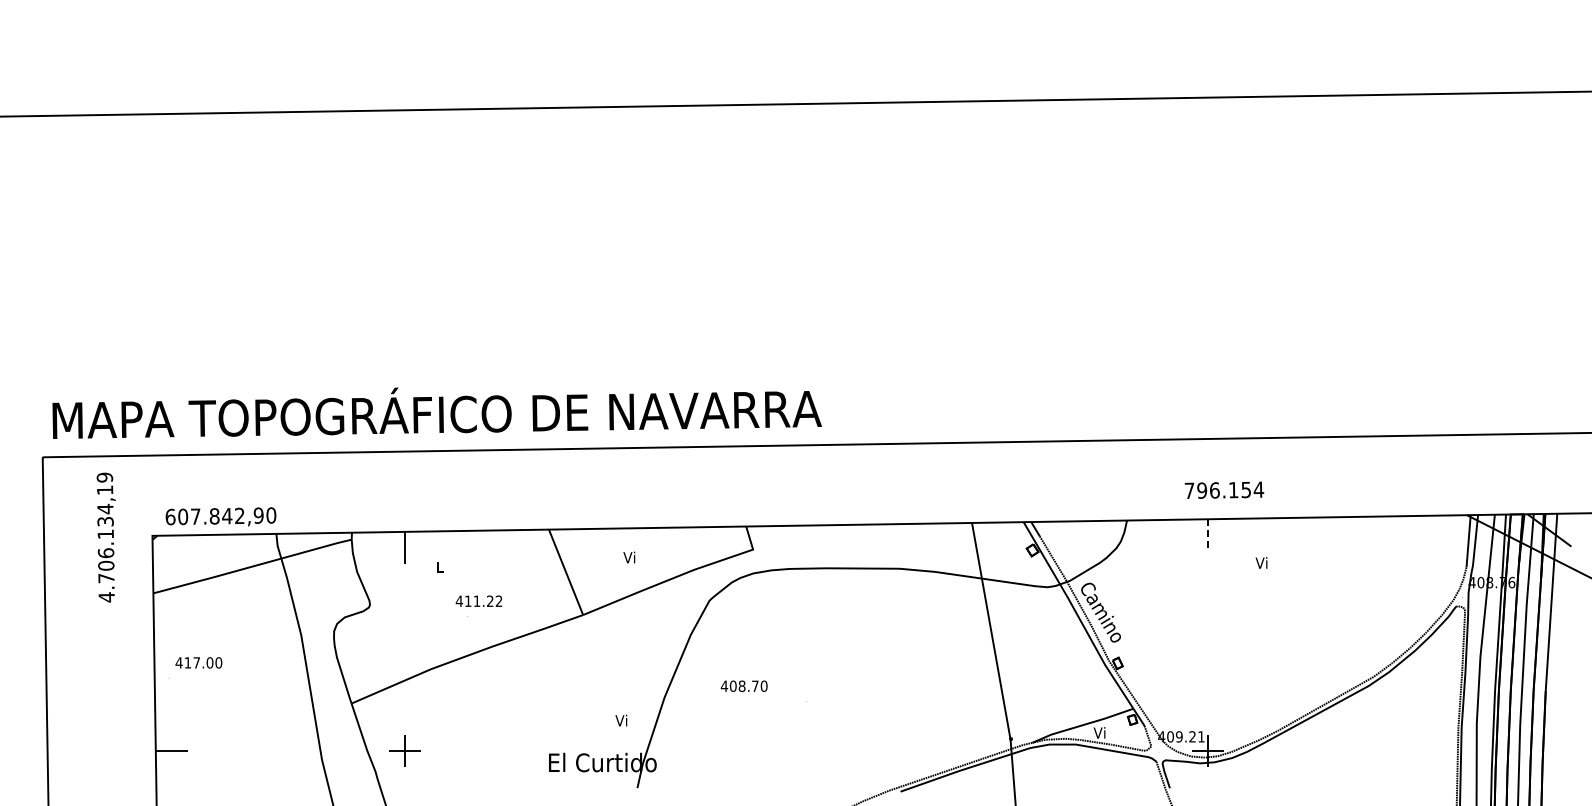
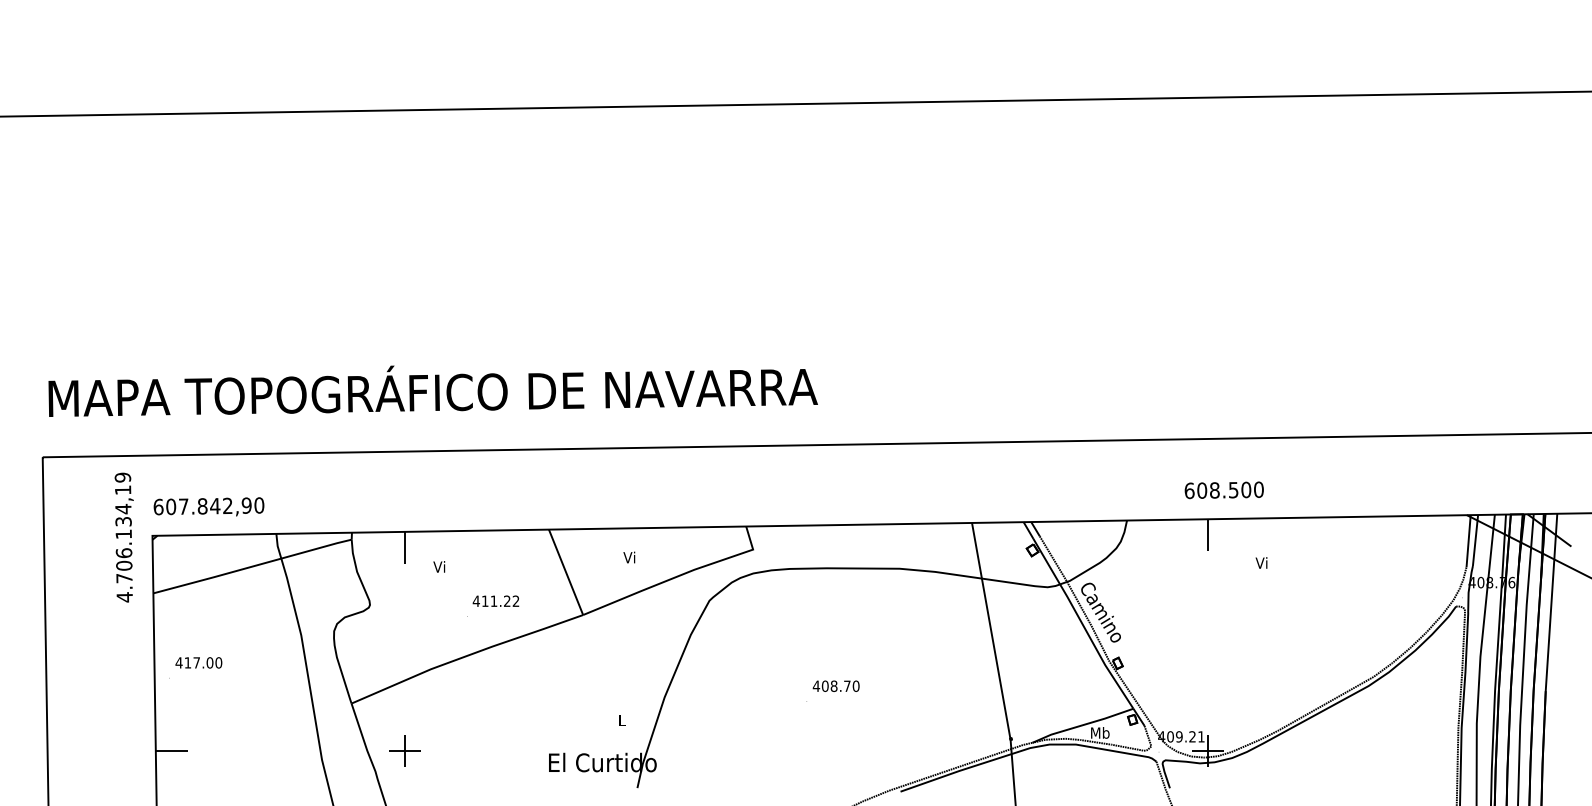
text position: (436, 412) -> (432, 390) (432, 390)
text: 796.154 -> 608.500 (1224, 490)
text position: (220, 516) -> (208, 506) (208, 506)
line: dashed -> solid (1207, 535)
text position: (105, 537) -> (123, 537) (123, 537)
text: L -> Vi (439, 566)
text position: (478, 600) -> (495, 600) (495, 600)
text position: (743, 685) -> (835, 685) (835, 685)
text: Vi -> L (621, 720)
text: Vi -> Mb (1100, 732)
